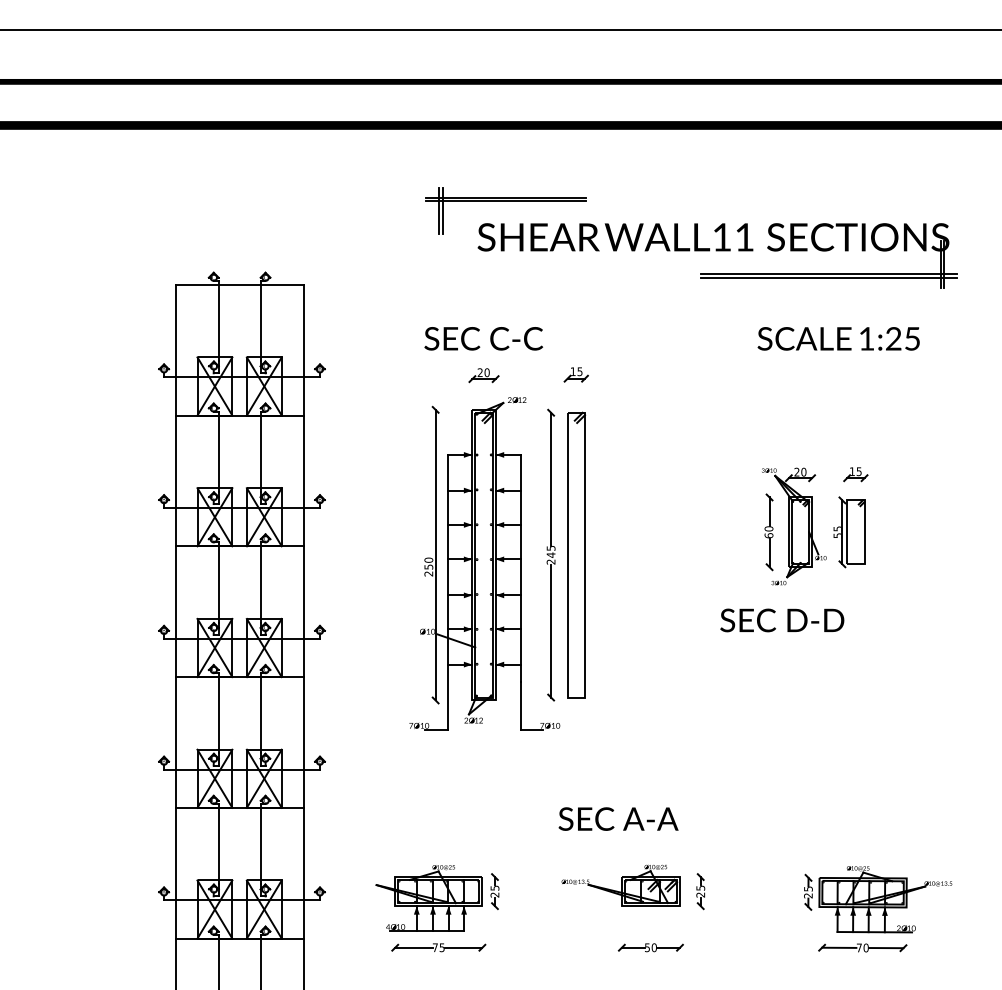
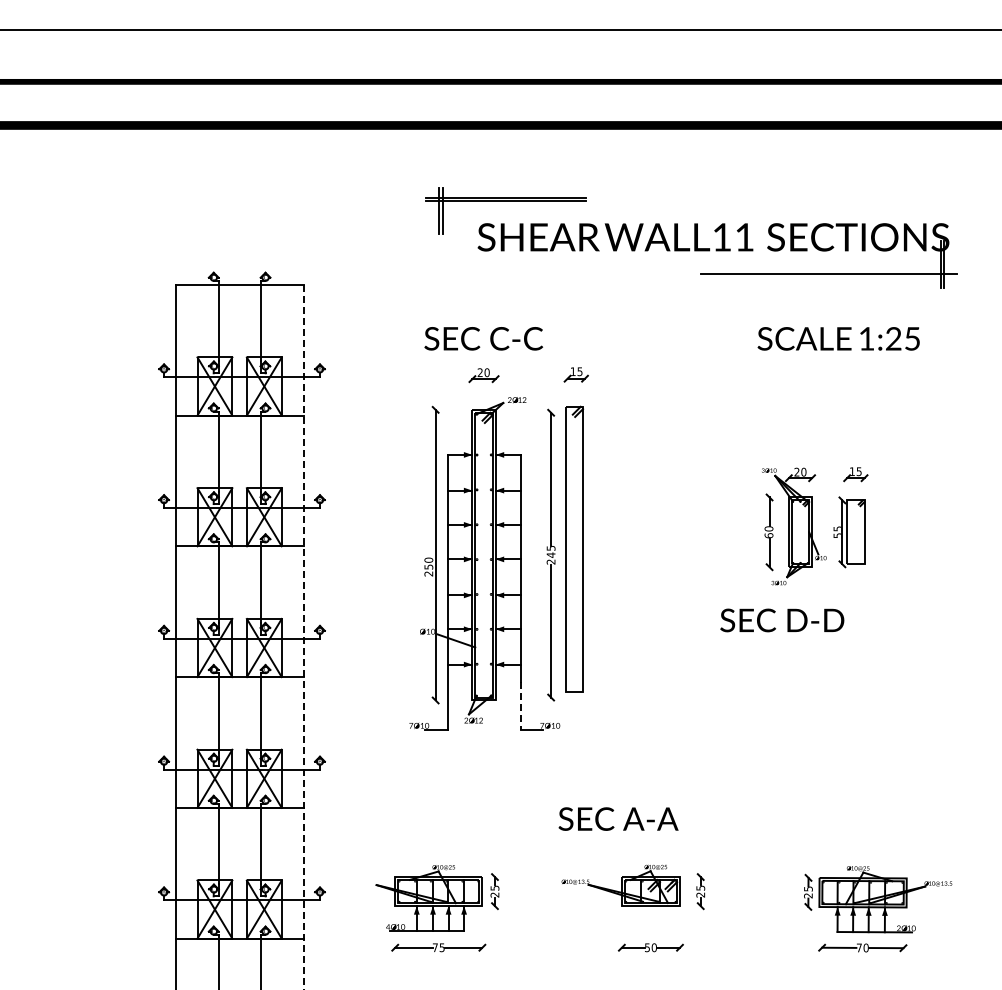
line: present -> none (828, 277)
part position: (576, 554) -> (574, 548) (574, 548)
line: solid -> dashed (303, 637)
line: solid -> dashed (520, 706)
